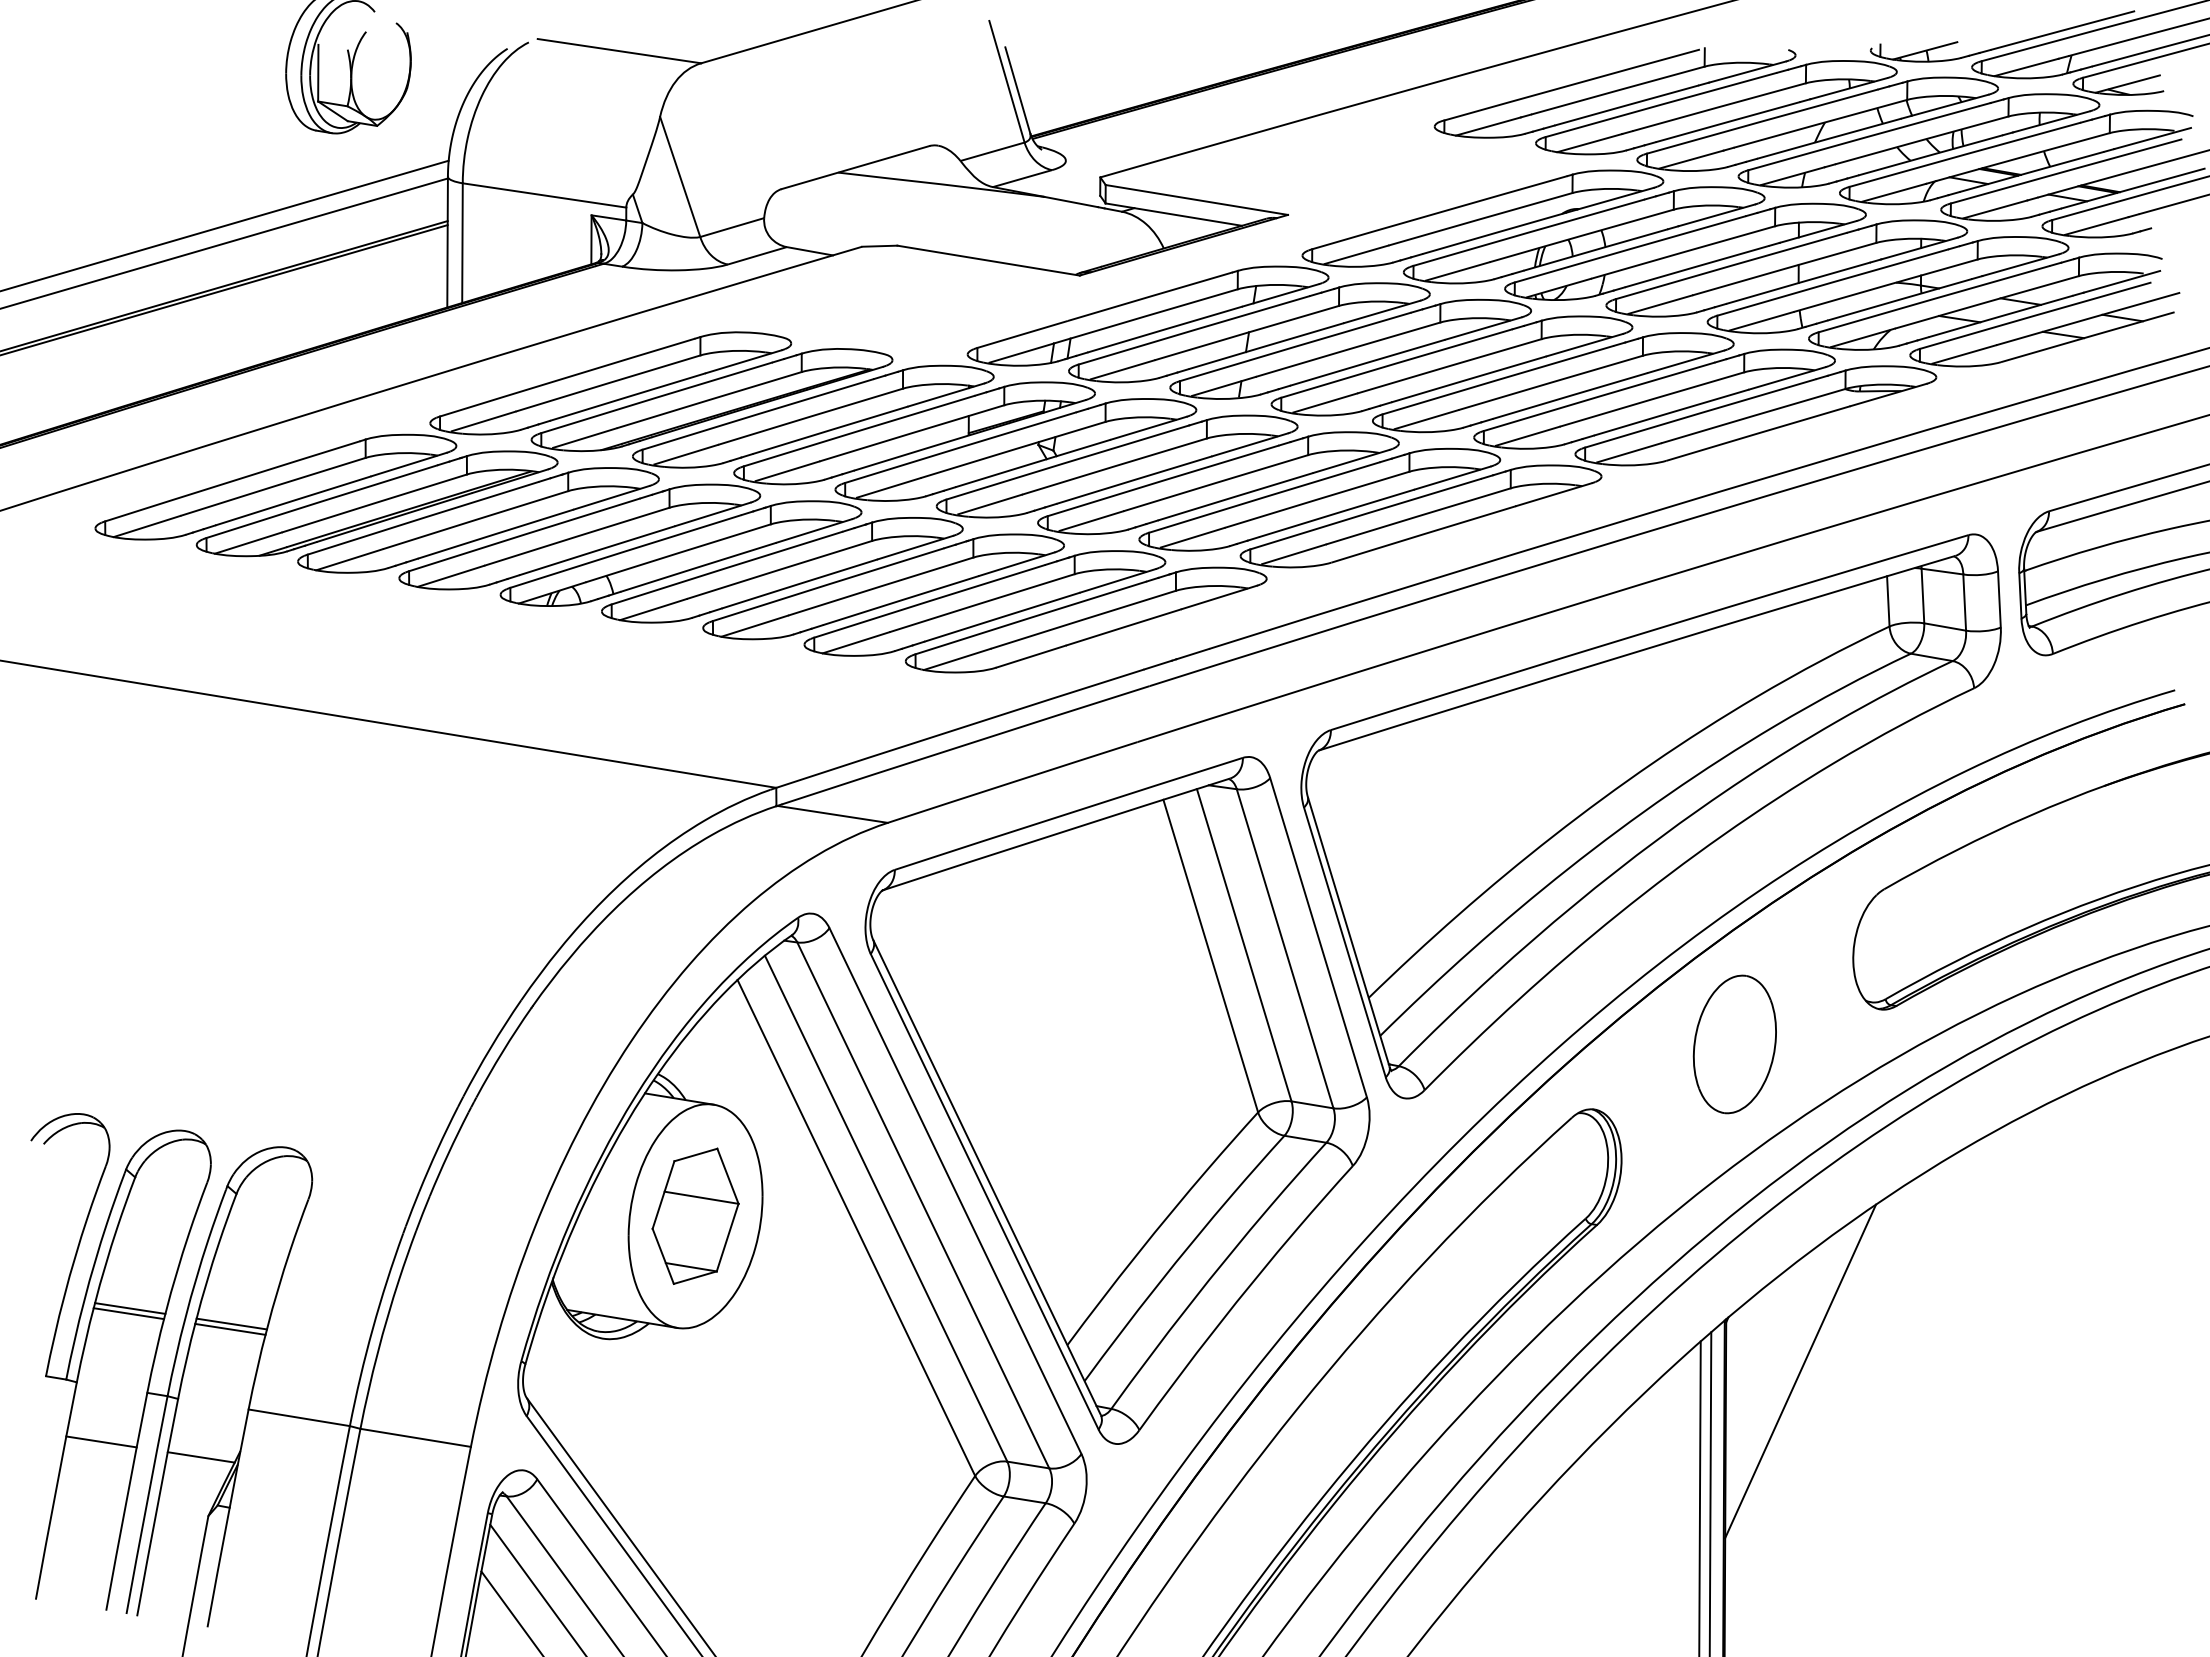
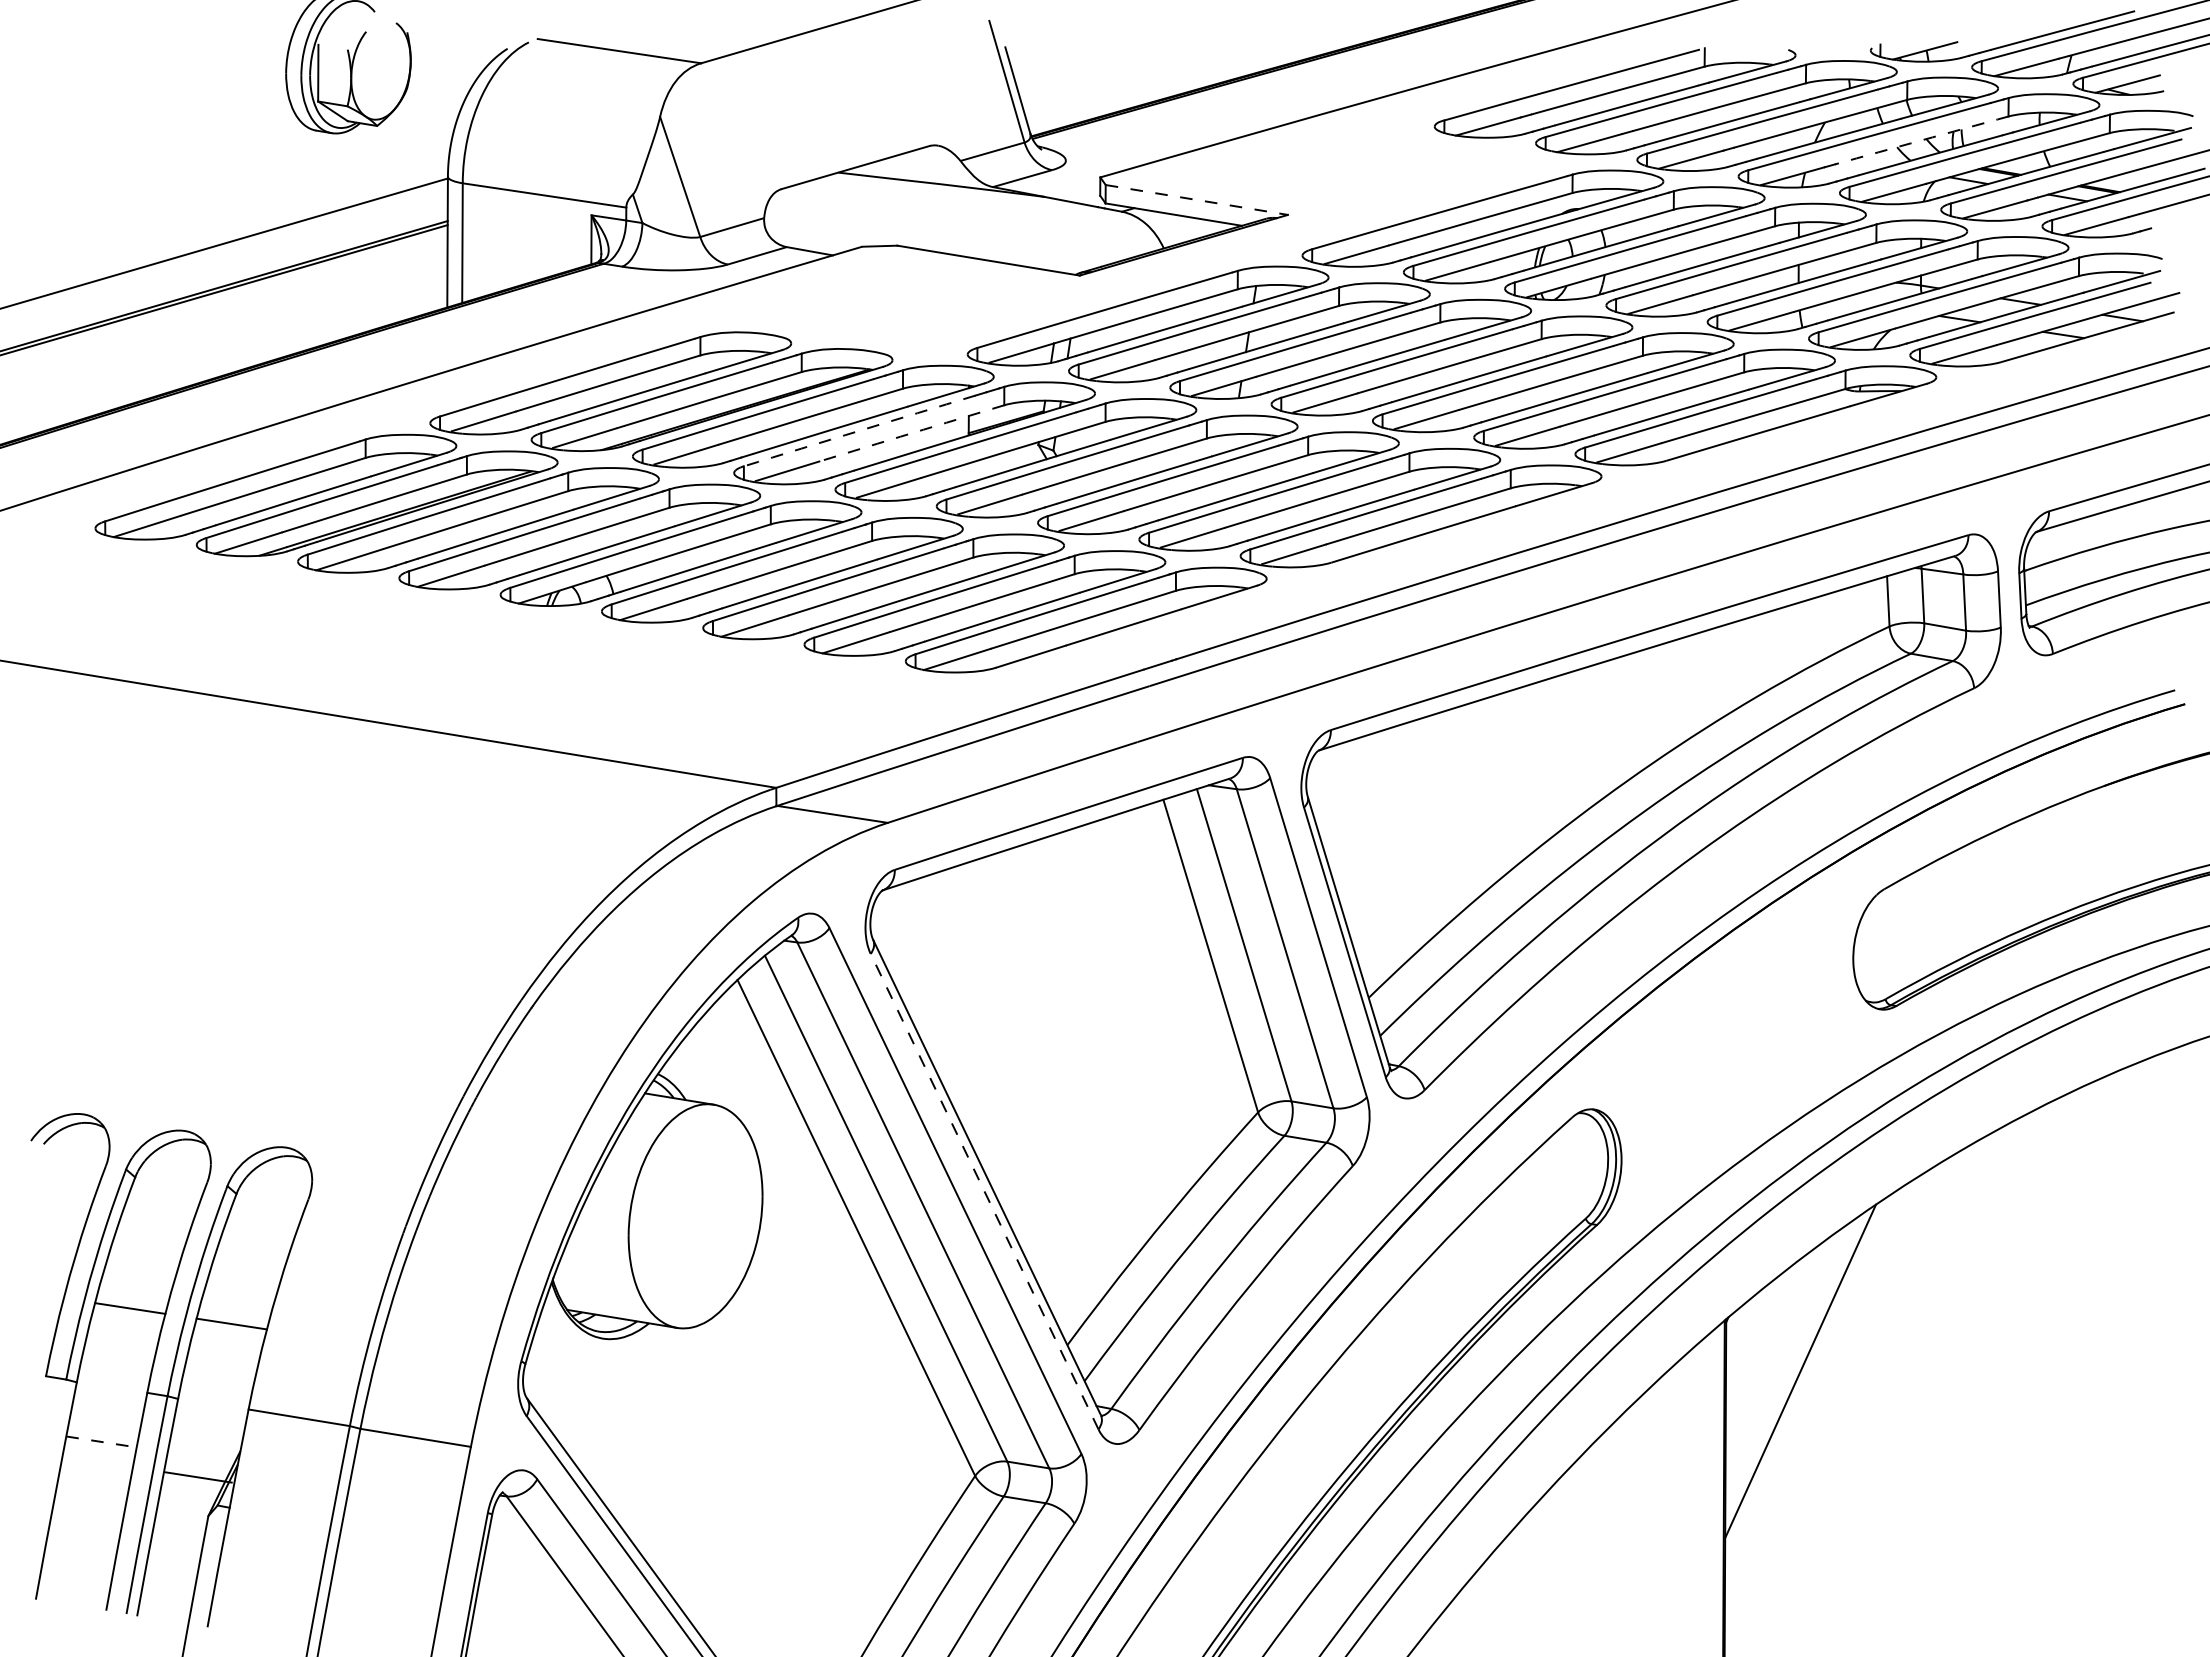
arc: solid -> dashed (1921, 140)
line: solid -> dashed (1197, 200)
line: present -> none (225, 225)
arc: solid -> dashed (859, 430)
arc: solid -> dashed (911, 433)
part: present -> none (1734, 1044)
line: solid -> dashed (984, 1191)
part: present -> none (695, 1215)
line: present -> none (128, 1313)
line: present -> none (230, 1328)
line: solid -> dashed (101, 1441)
line position: (200, 1457) -> (197, 1477) (197, 1477)
line: present -> none (1710, 1492)
line: present -> none (1699, 1497)
line: present -> none (537, 1588)
line: present -> none (511, 1612)
